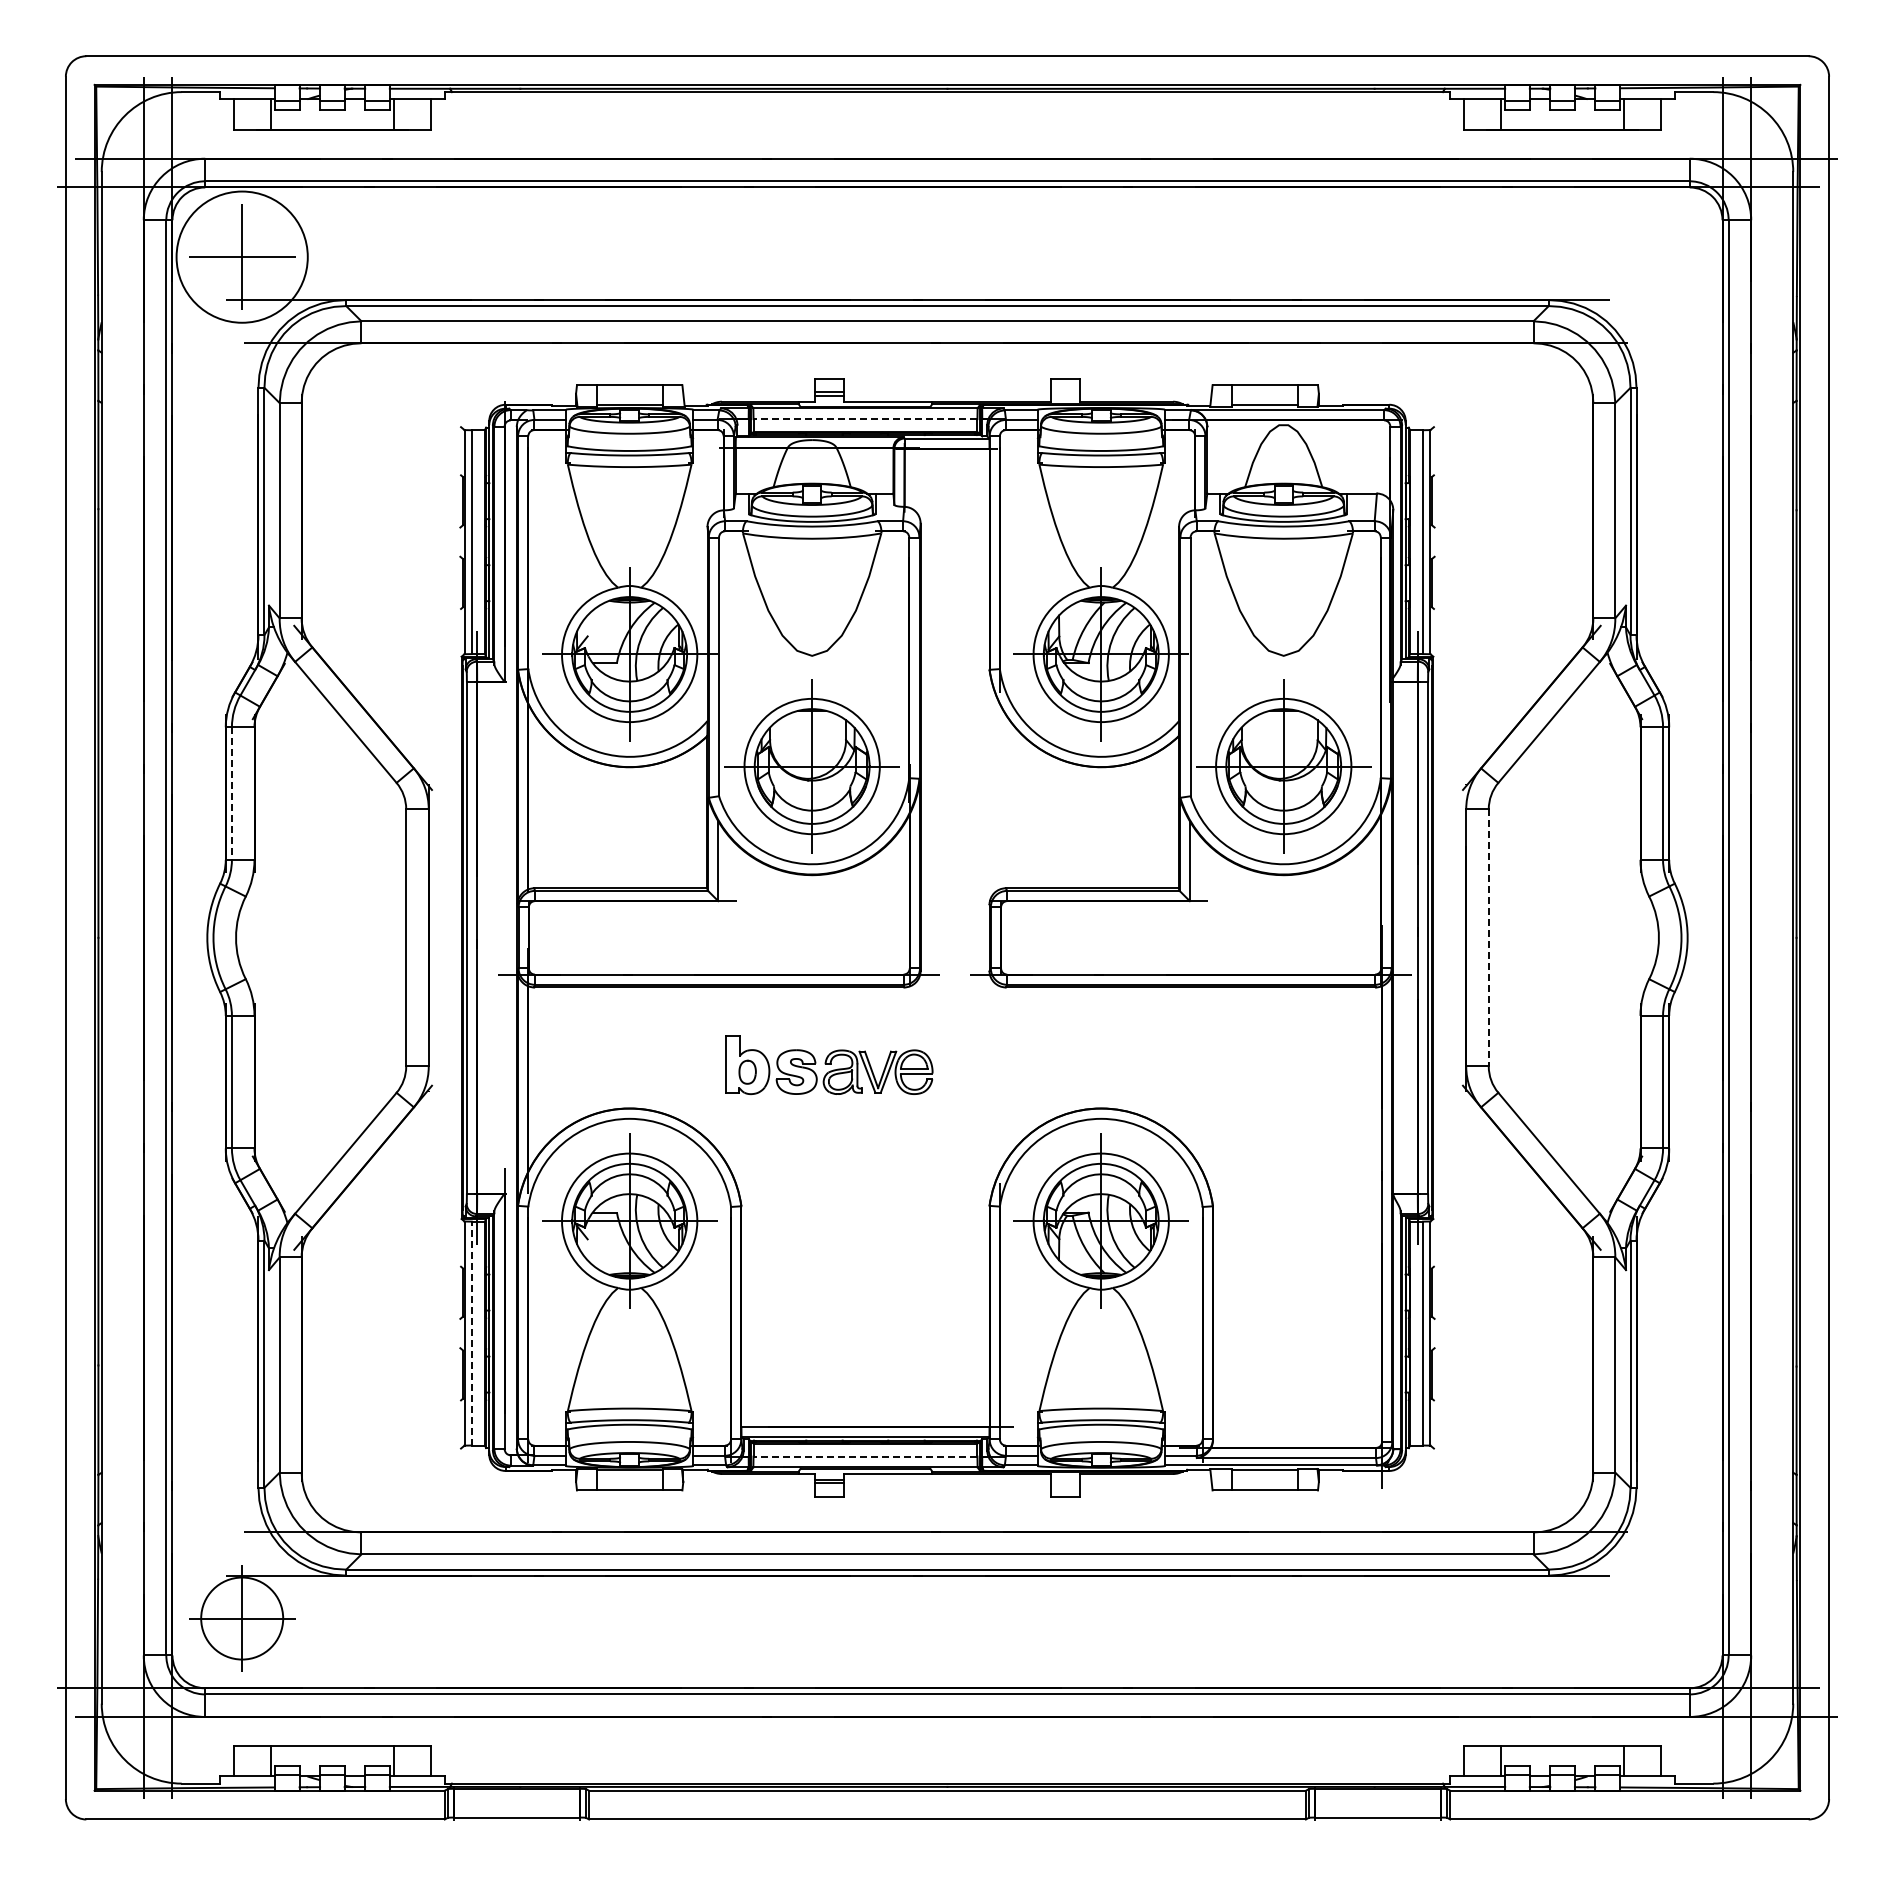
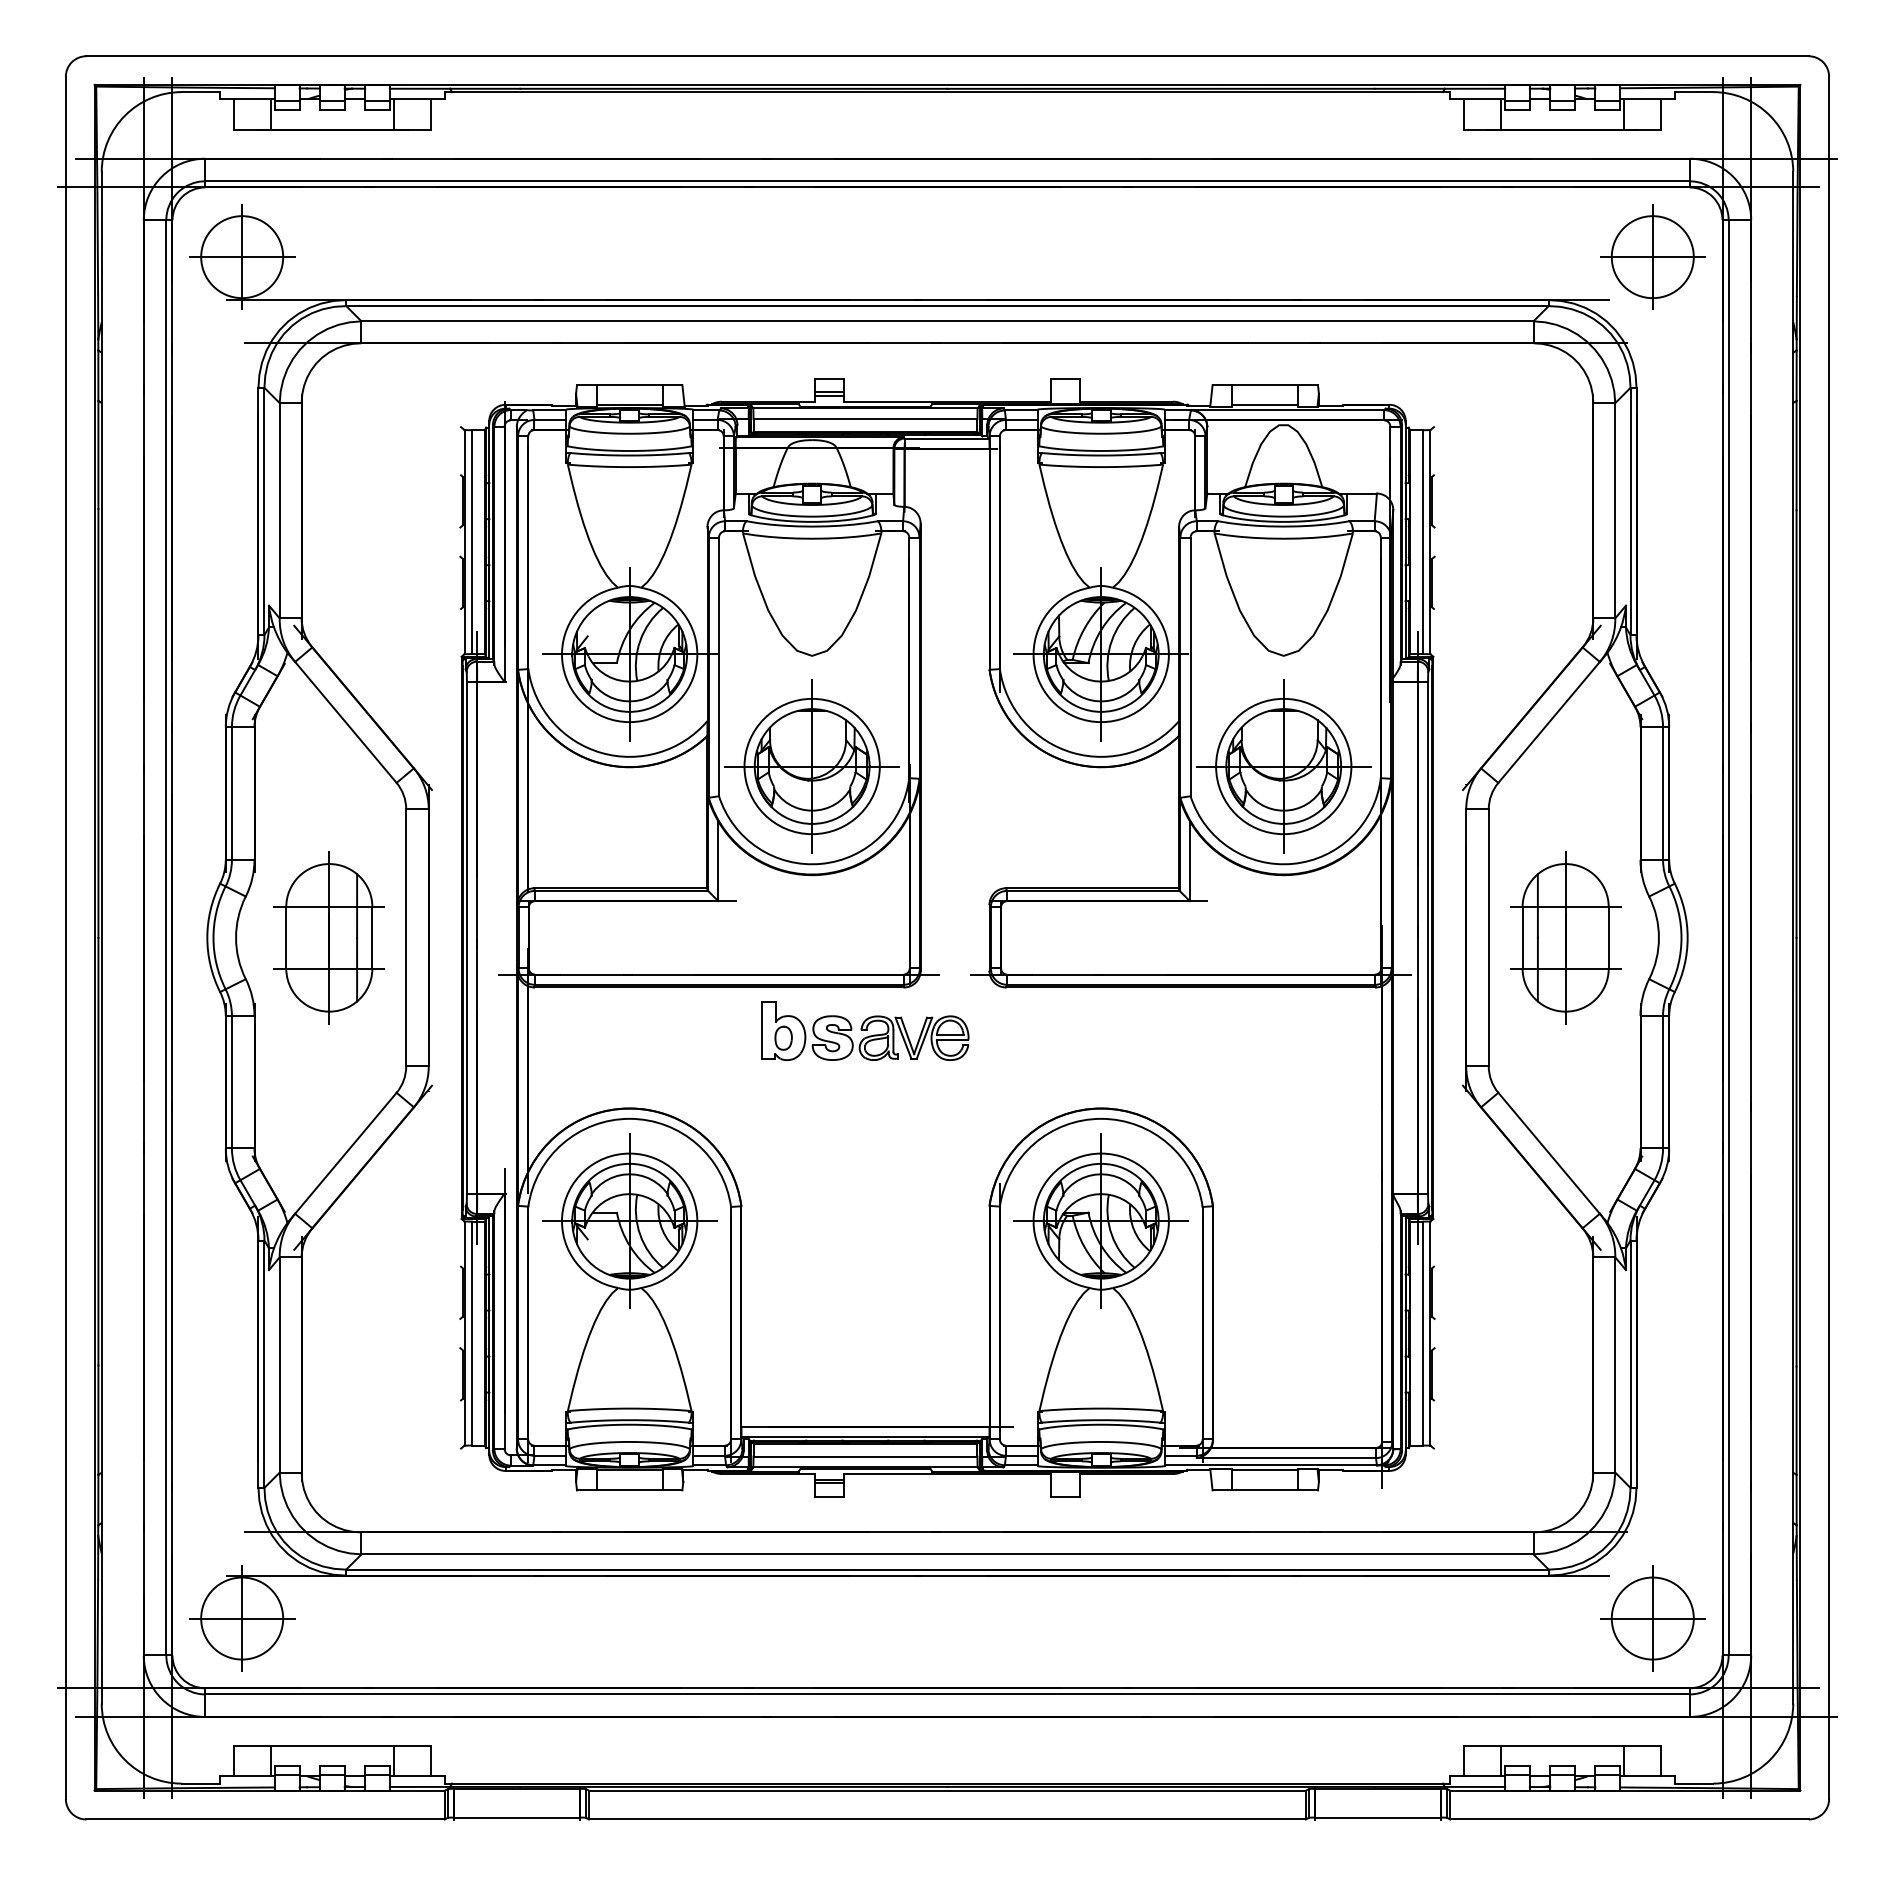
circle diameter: 131 px -> 82 px (242, 257)
part: none -> present (1652, 256)
line: dashed -> solid (865, 419)
line: dashed -> solid (231, 794)
part: none -> present (328, 937)
line: dashed -> solid (1488, 937)
part: none -> present (1565, 937)
part position: (829, 1064) -> (865, 1030) (865, 1030)
line: dashed -> solid (471, 1333)
line: dashed -> solid (865, 1456)
part: none -> present (1652, 1618)
